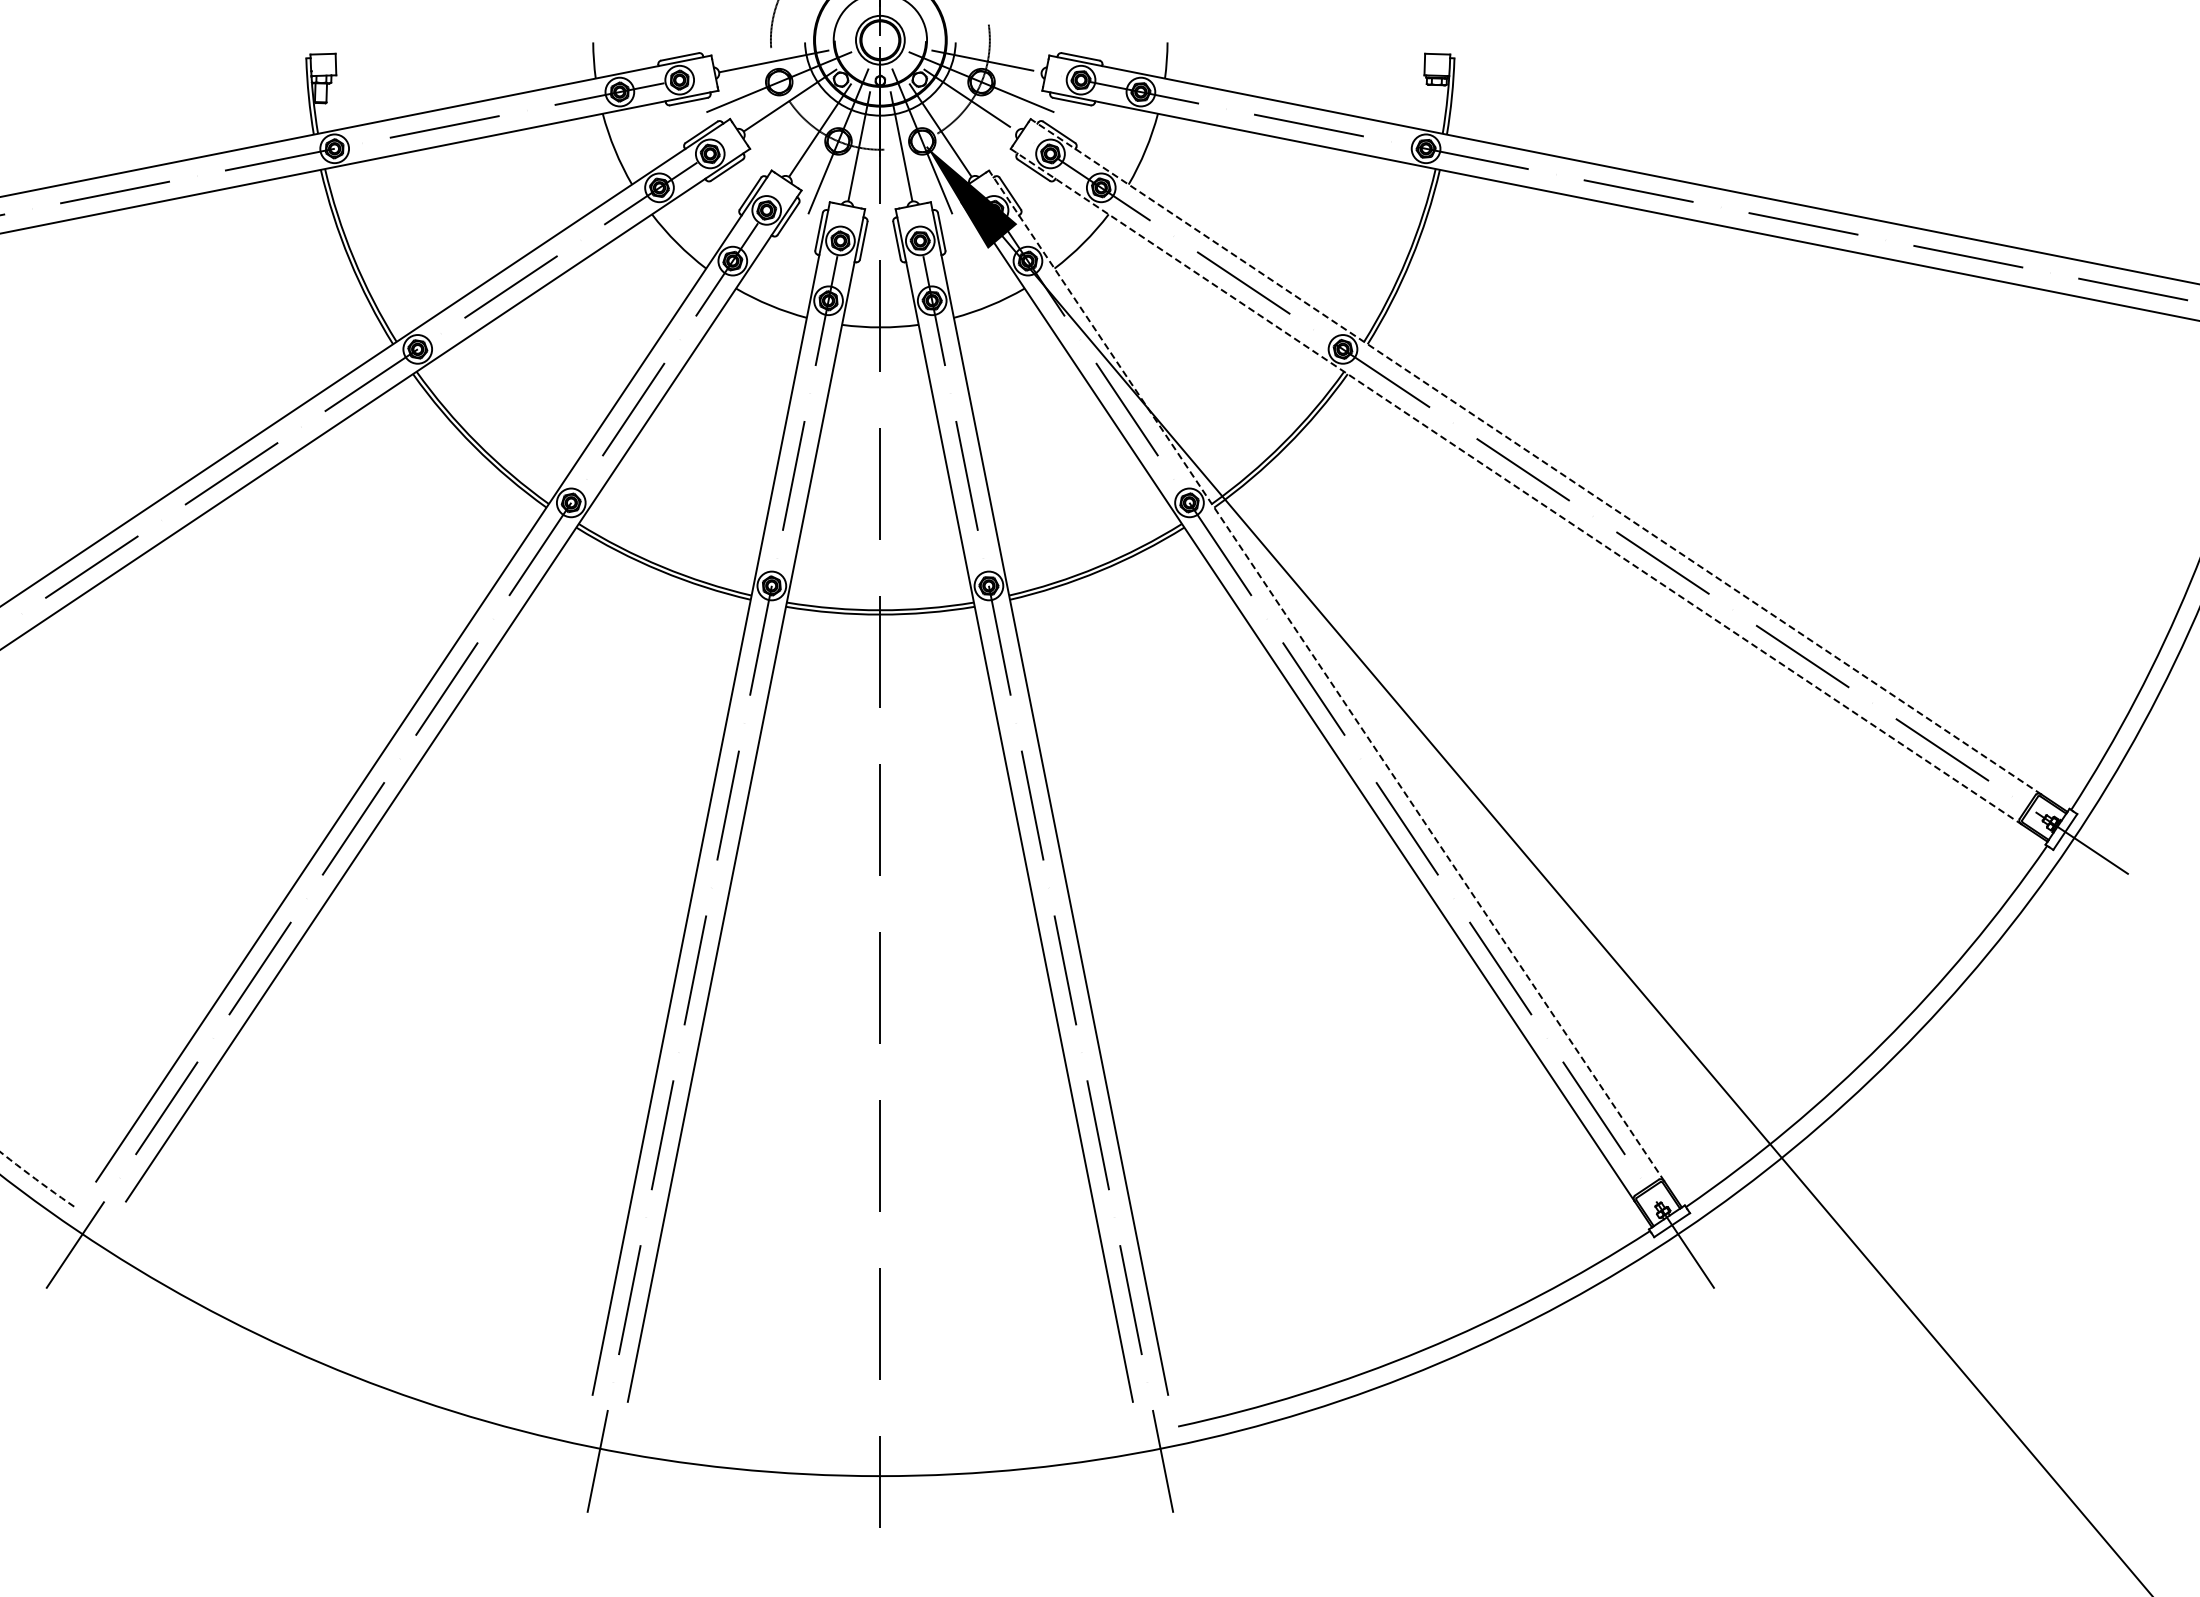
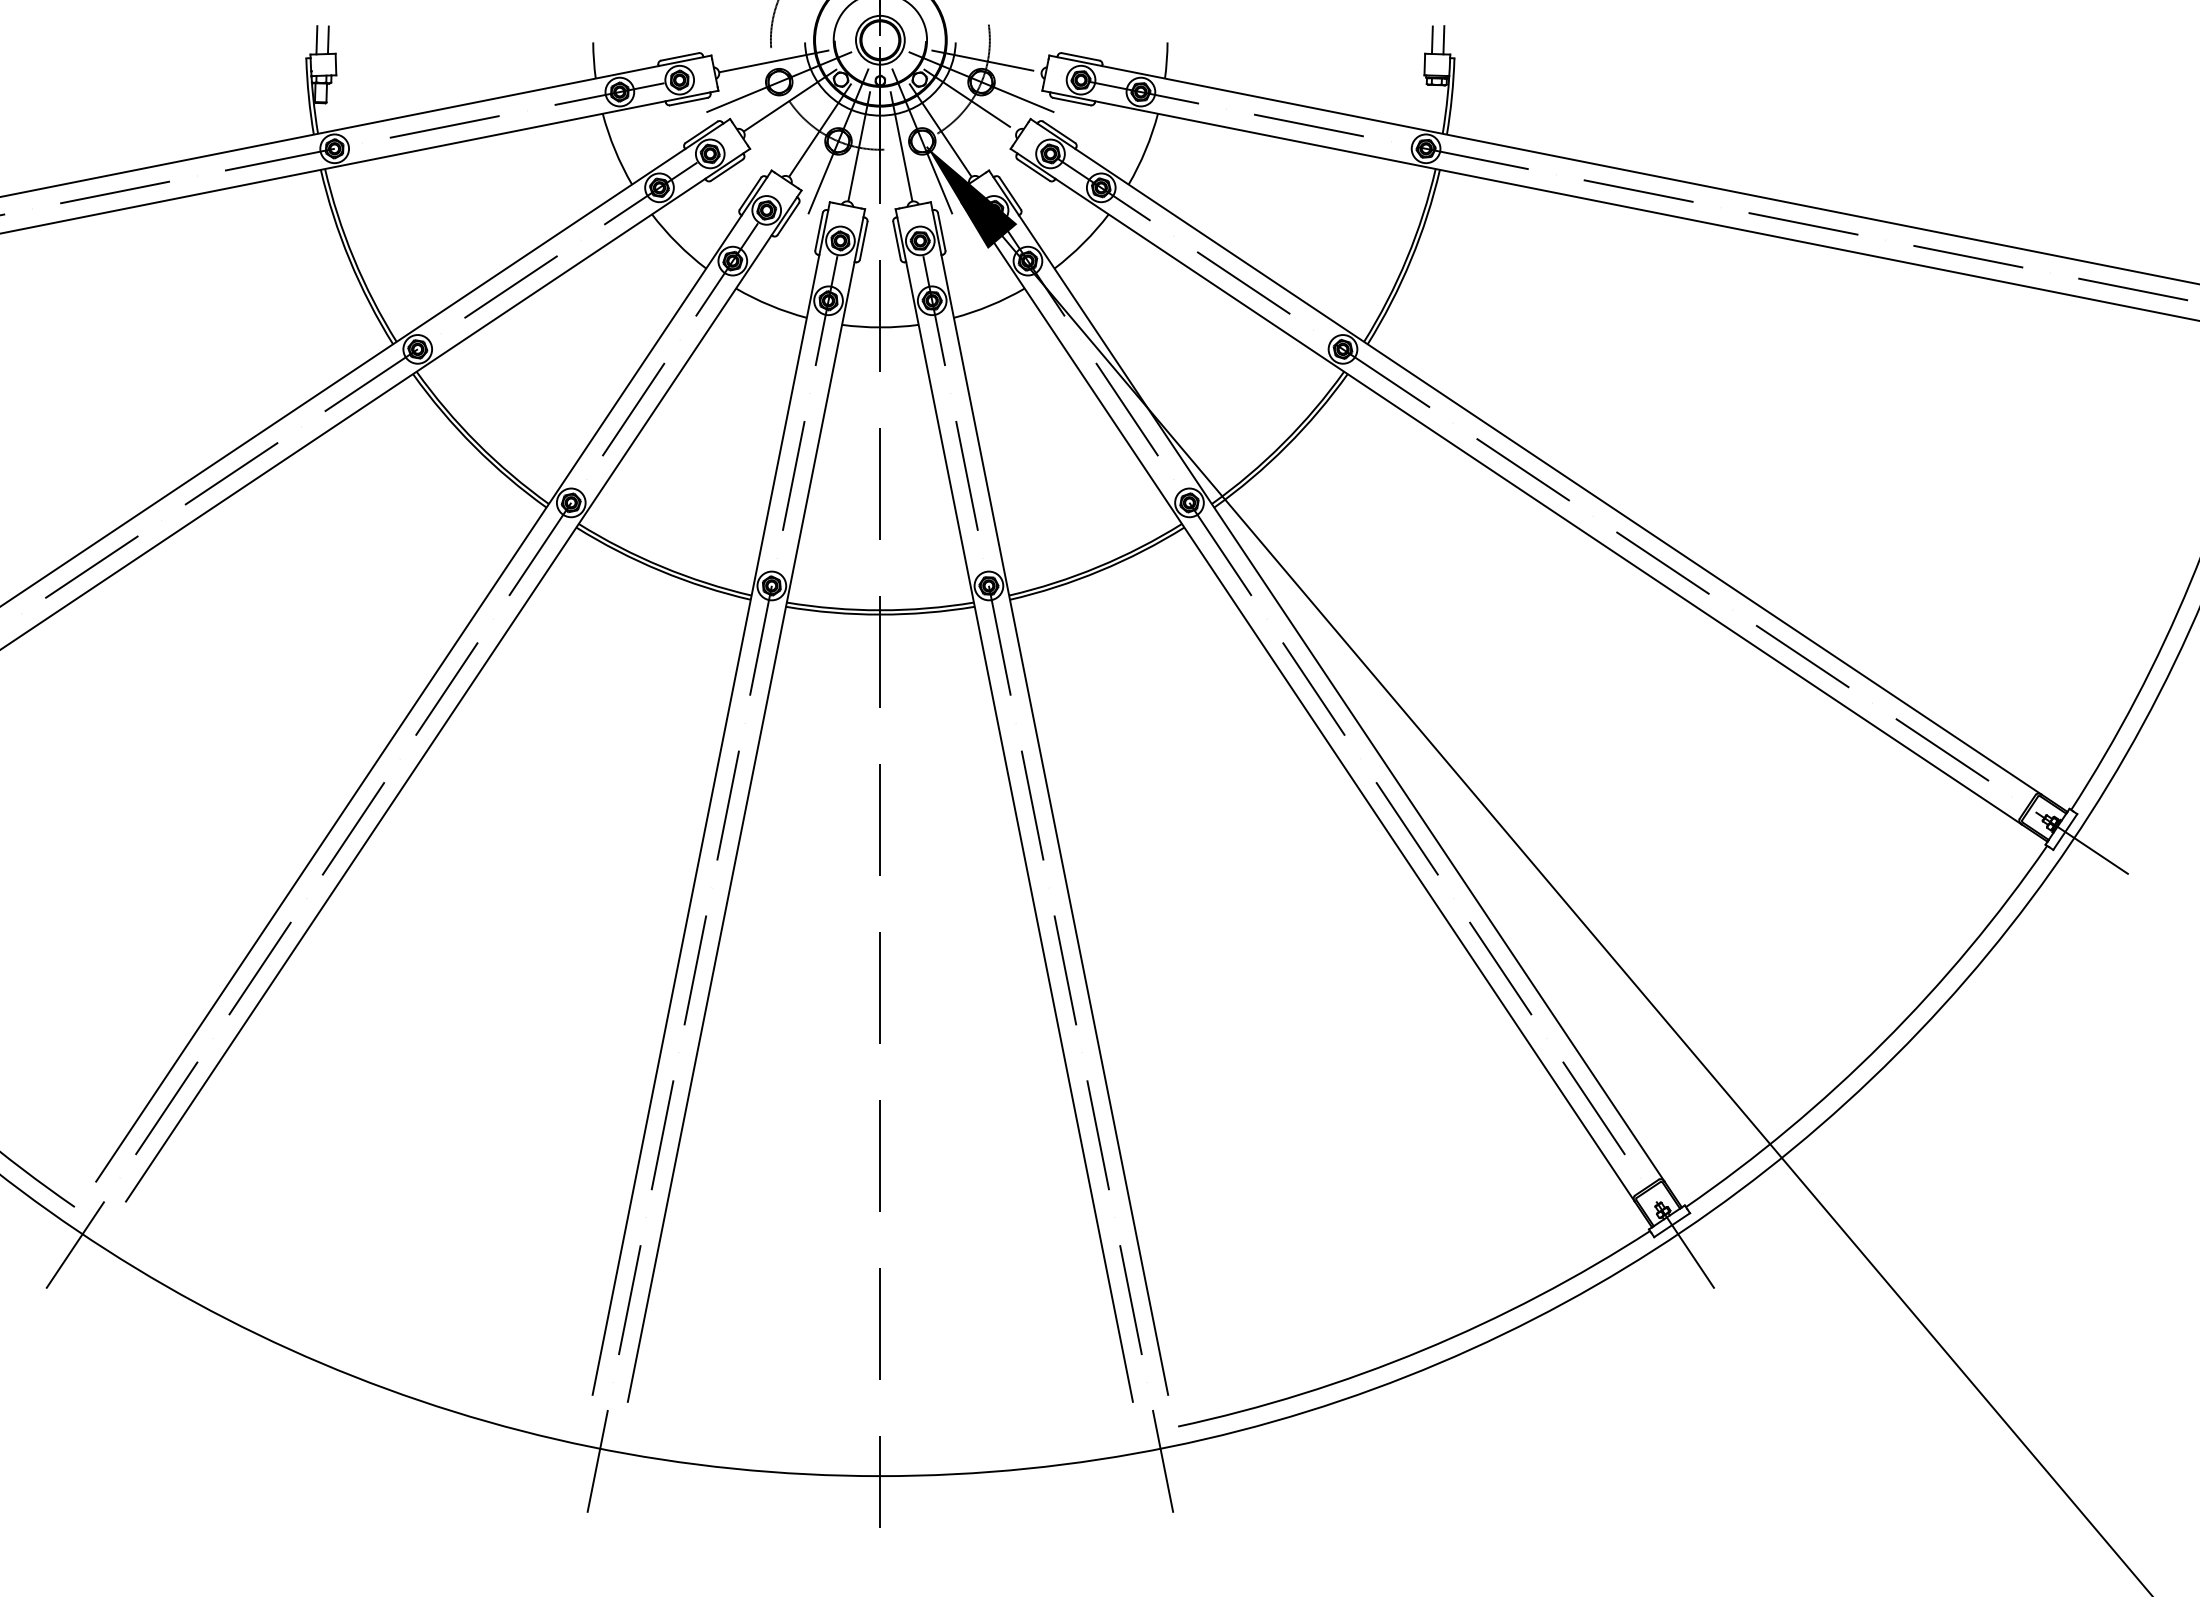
line: none -> present (316, 40)
line: none -> present (327, 40)
line: none -> present (1431, 40)
line: none -> present (1443, 40)
line: dashed -> solid (1536, 456)
line: dashed -> solid (1516, 486)
line: dashed -> solid (1326, 676)
arc: dashed -> solid (37, 1180)
